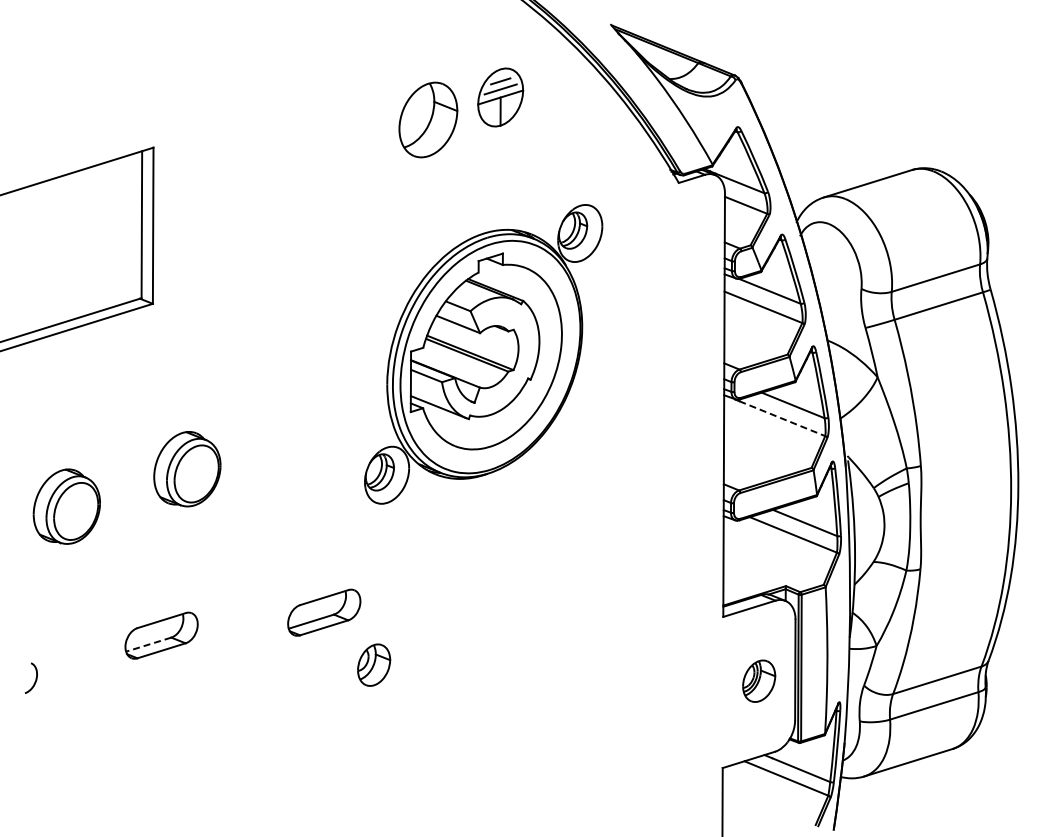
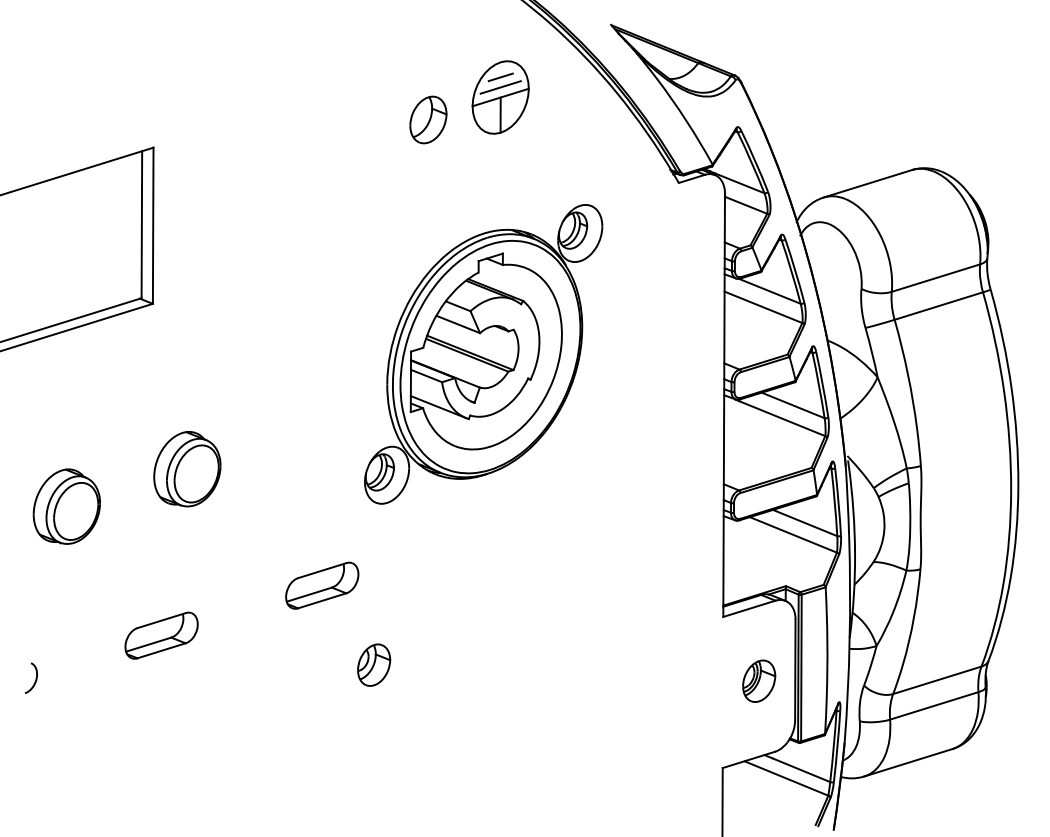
part size: 48x61 px -> 59x75 px (500, 97)
part size: 61x78 px -> 39x50 px (428, 119)
line: dashed -> solid (782, 418)
part position: (324, 612) -> (322, 585) (322, 585)
line: dashed -> solid (148, 644)
